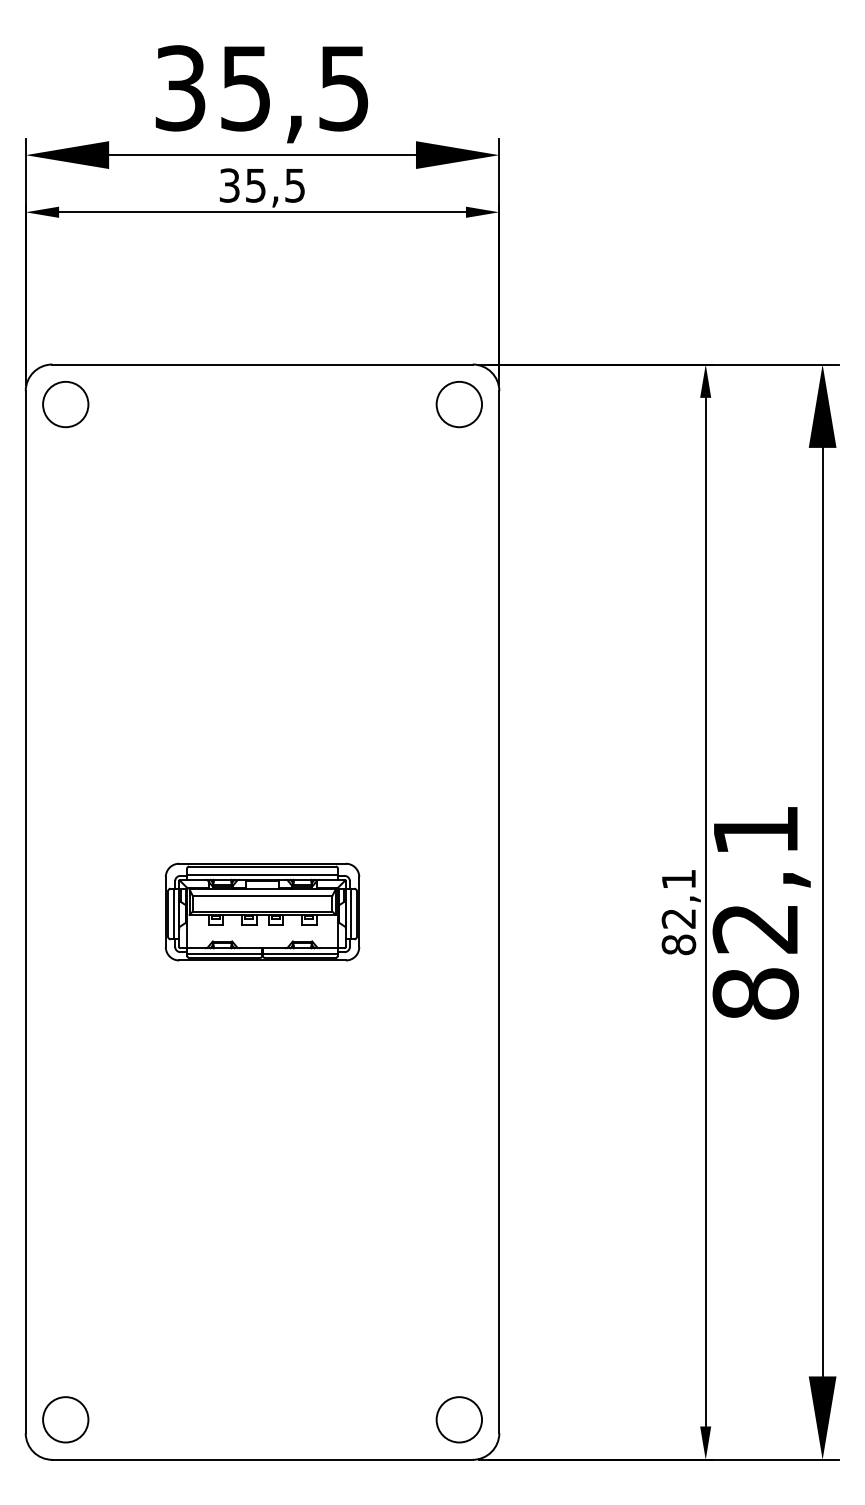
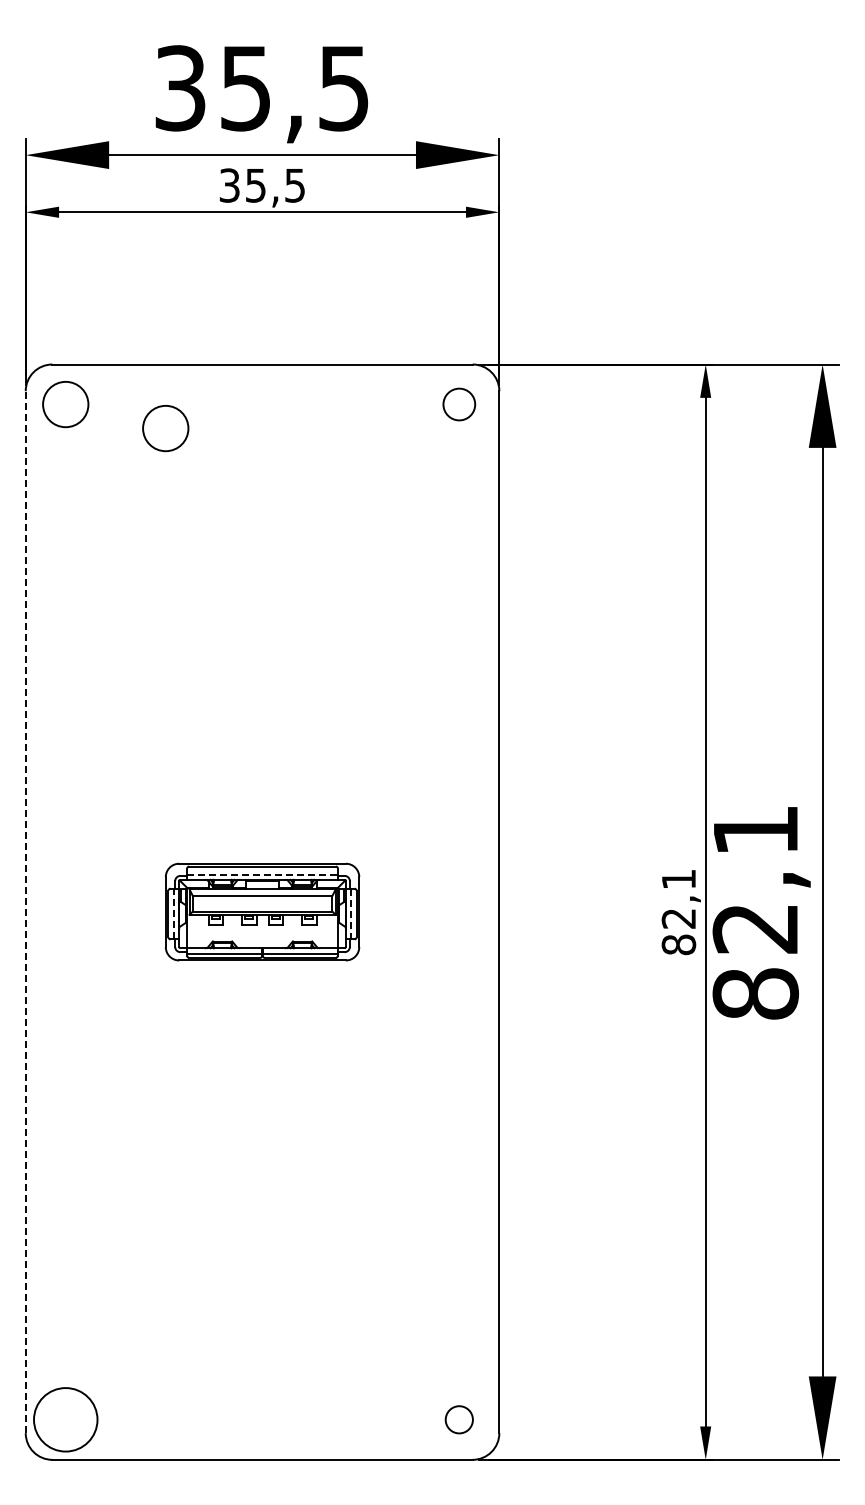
circle diameter: 45 px -> 32 px (459, 404)
circle: none -> present (165, 428)
line: solid -> dashed (263, 874)
line: solid -> dashed (25, 912)
line: solid -> dashed (173, 913)
line: solid -> dashed (351, 914)
circle diameter: 45 px -> 64 px (65, 1419)
circle diameter: 45 px -> 27 px (458, 1419)
